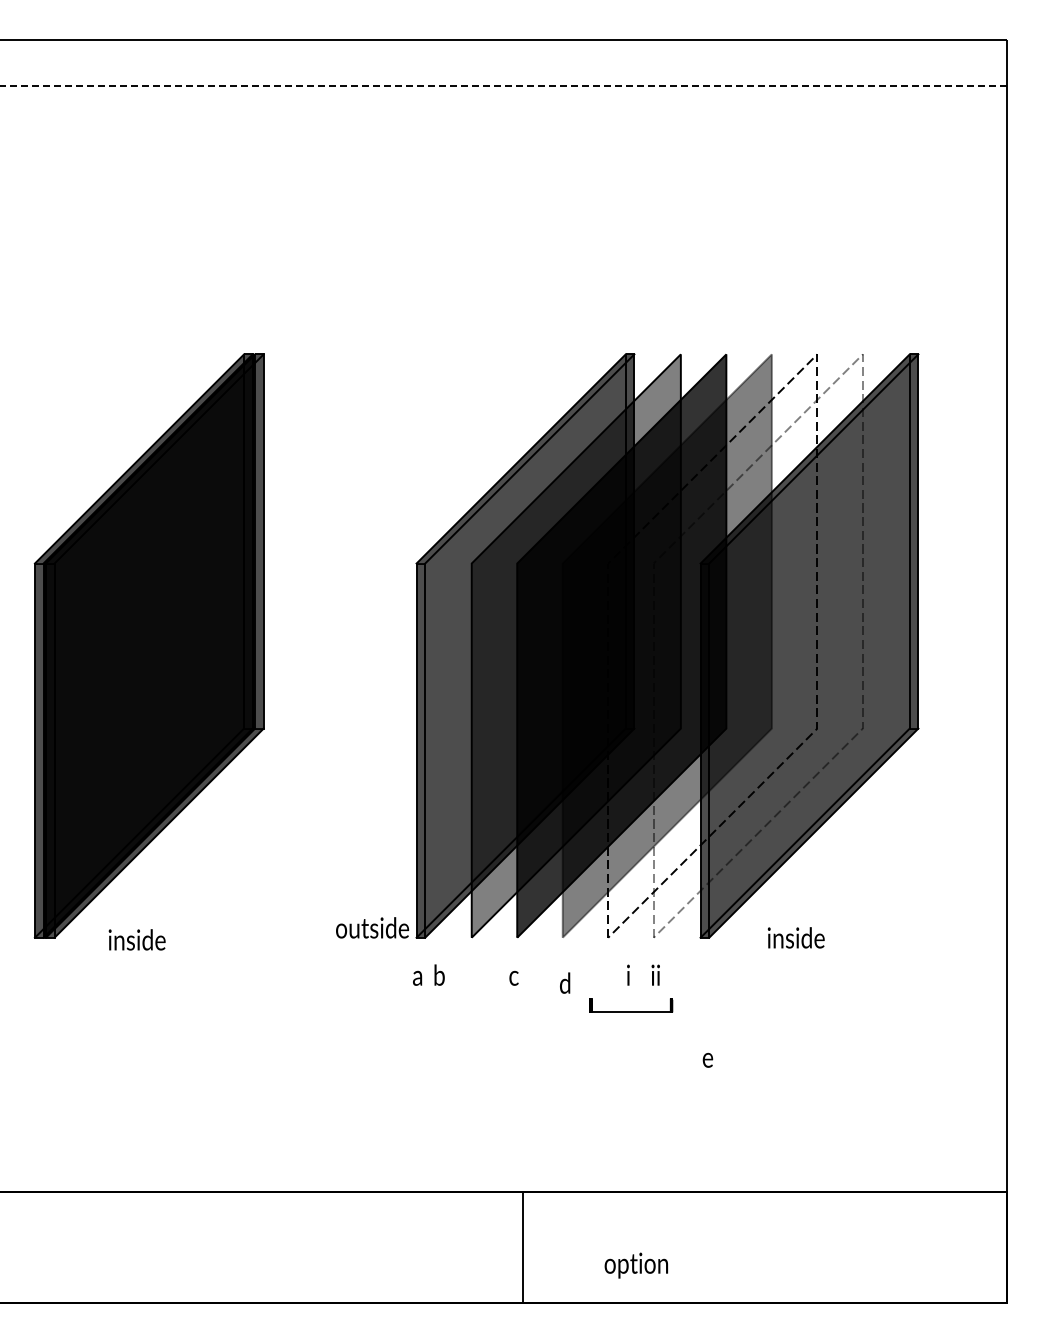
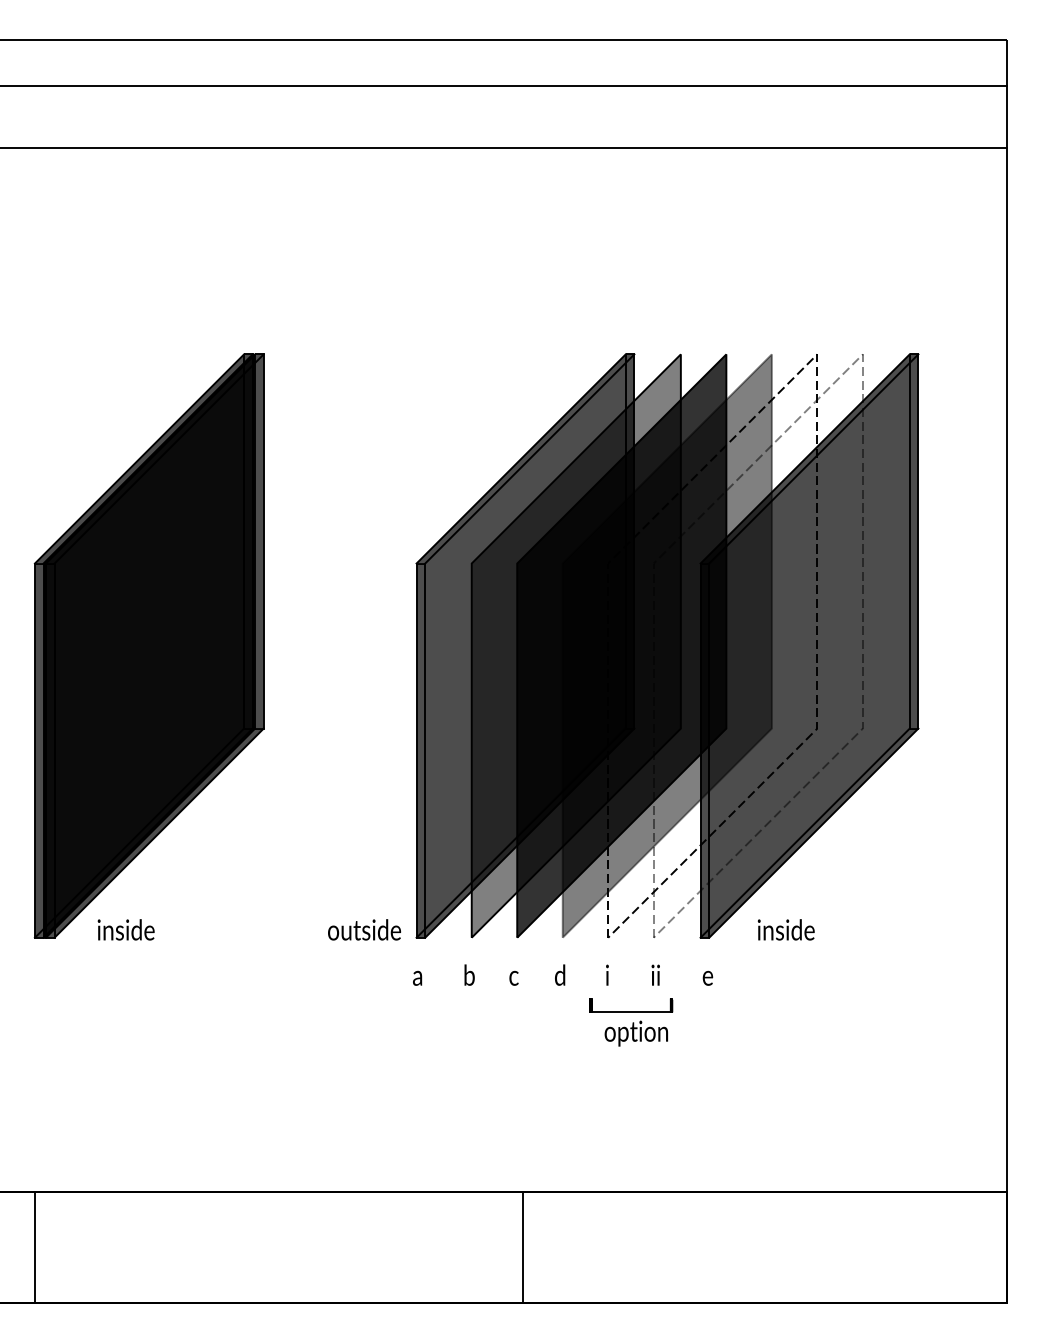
line: dashed -> solid (503, 86)
line: none -> present (504, 148)
text position: (372, 927) -> (364, 929) (364, 929)
text position: (795, 937) -> (785, 929) (785, 929)
text position: (136, 939) -> (125, 929) (125, 929)
text position: (439, 974) -> (469, 974) (469, 974)
text position: (628, 974) -> (607, 974) (607, 974)
text position: (565, 982) -> (560, 974) (560, 974)
text position: (707, 1059) -> (707, 977) (707, 977)
line: none -> present (35, 1246)
text position: (635, 1265) -> (635, 1033) (635, 1033)
